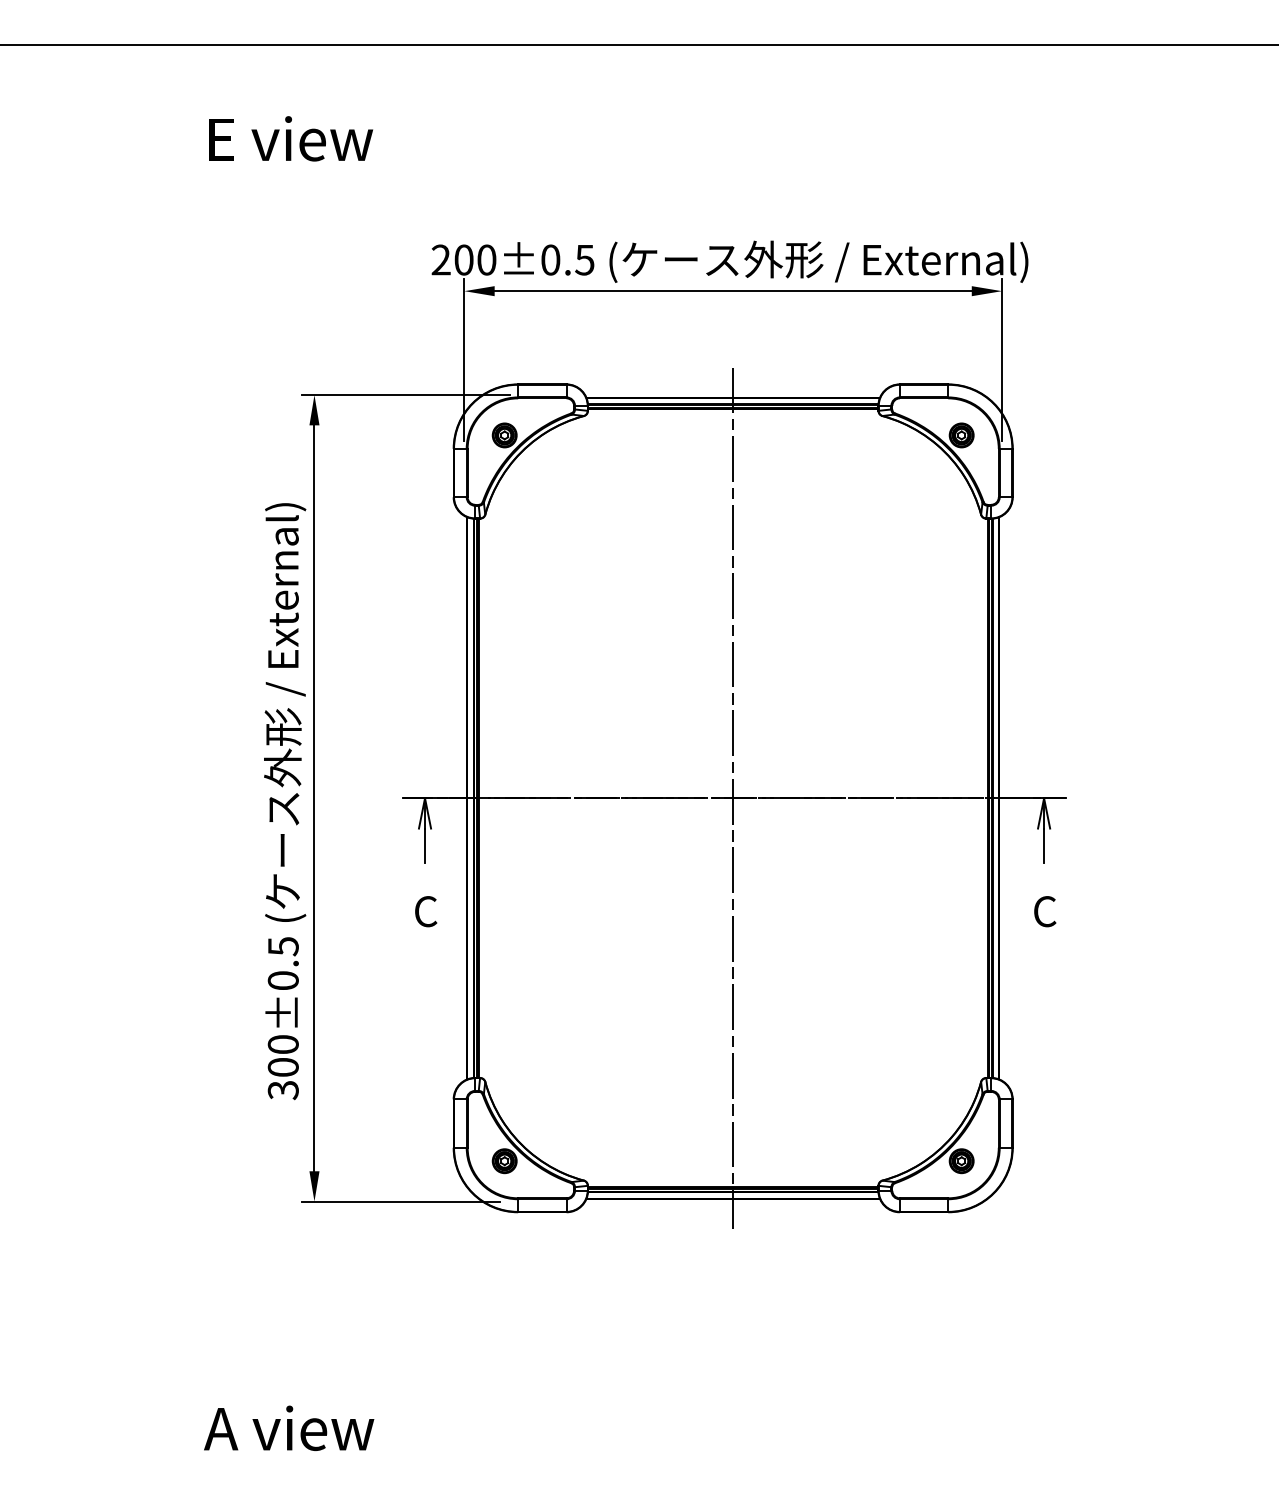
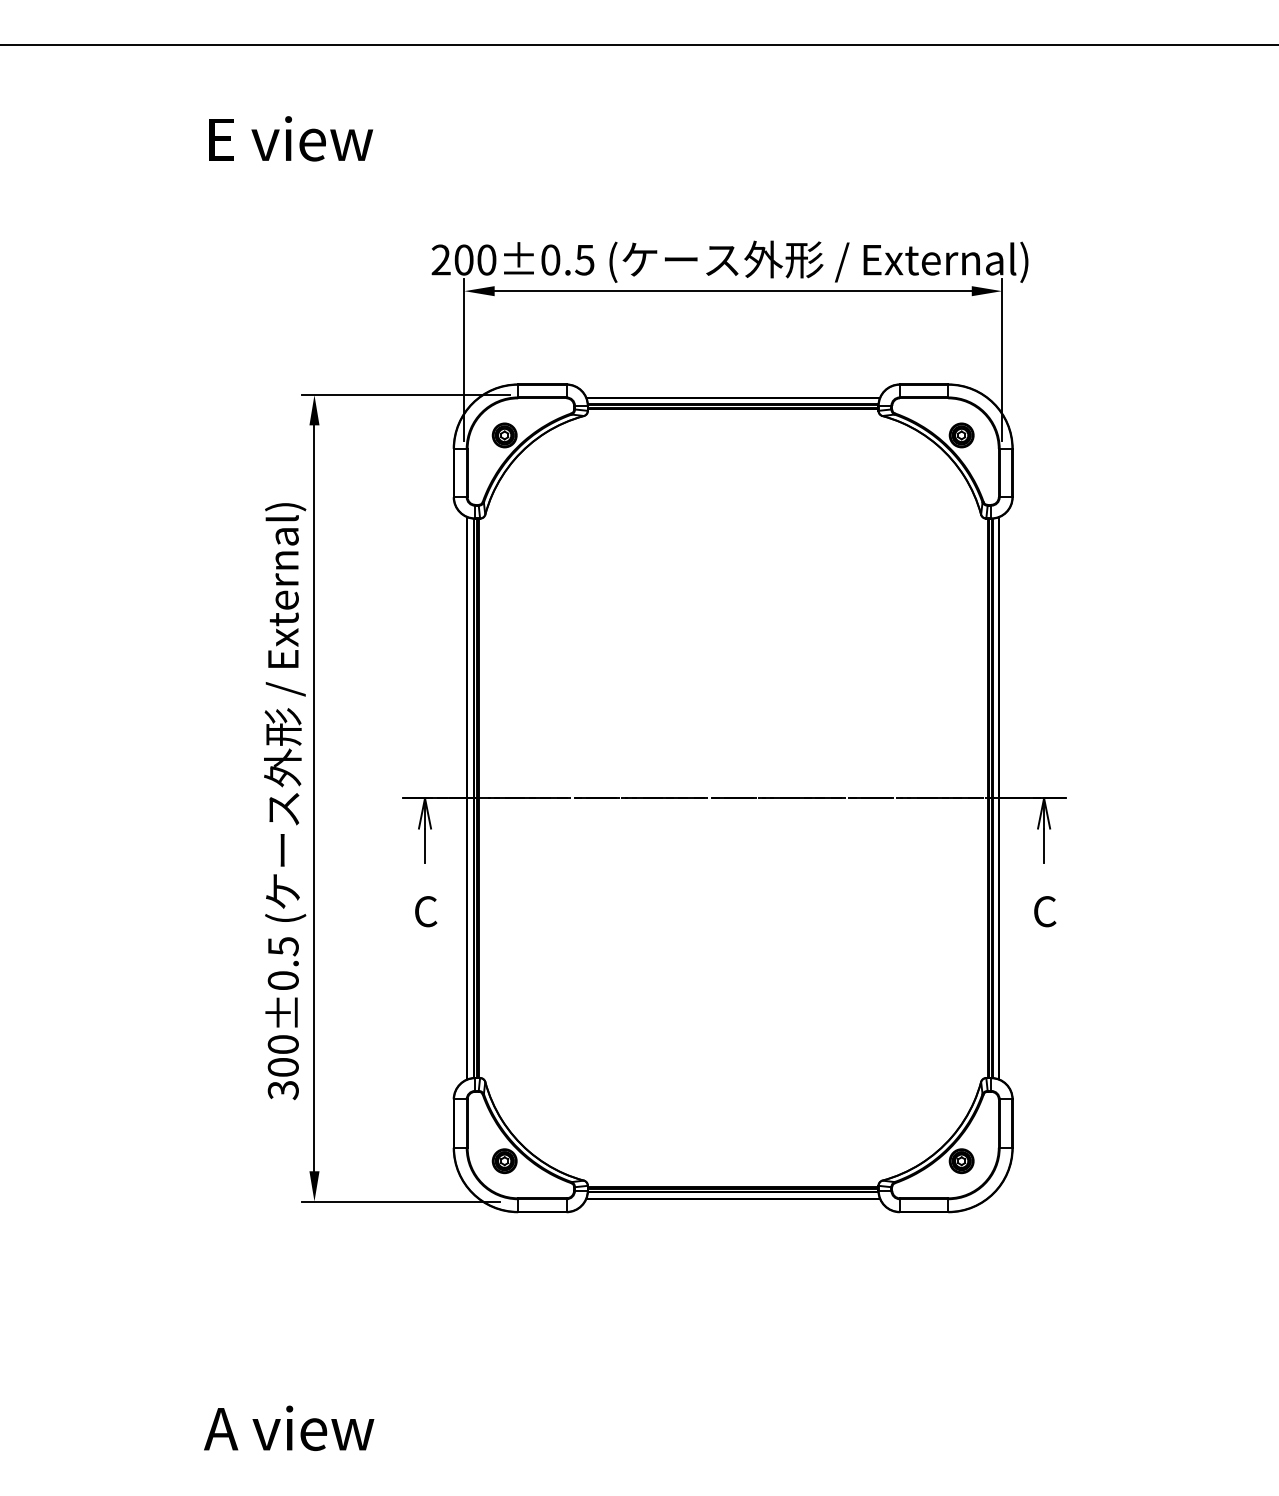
line: present -> none (733, 798)
